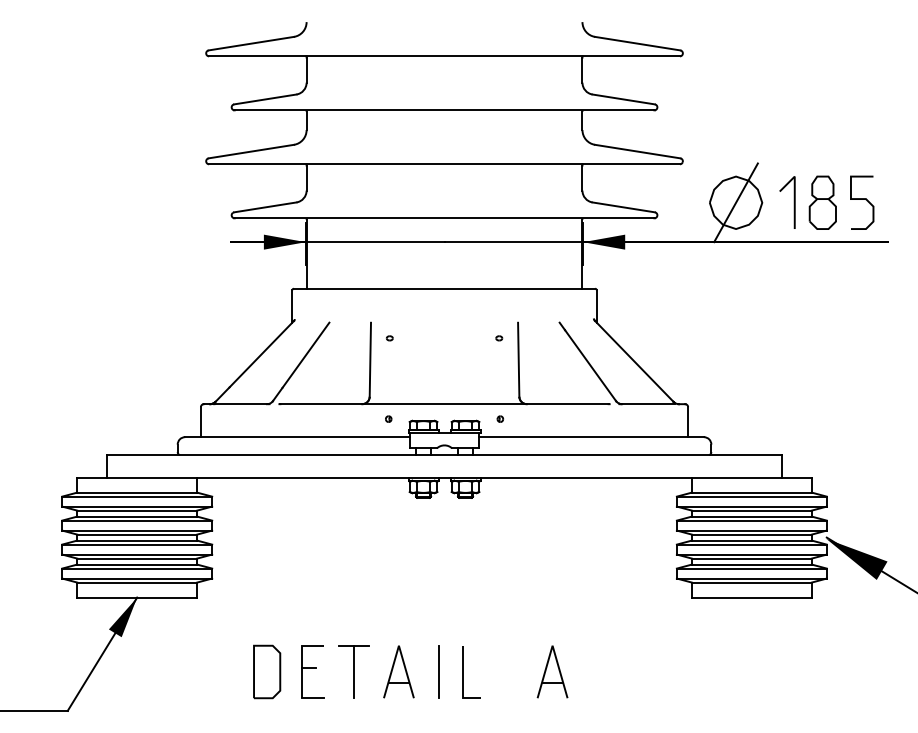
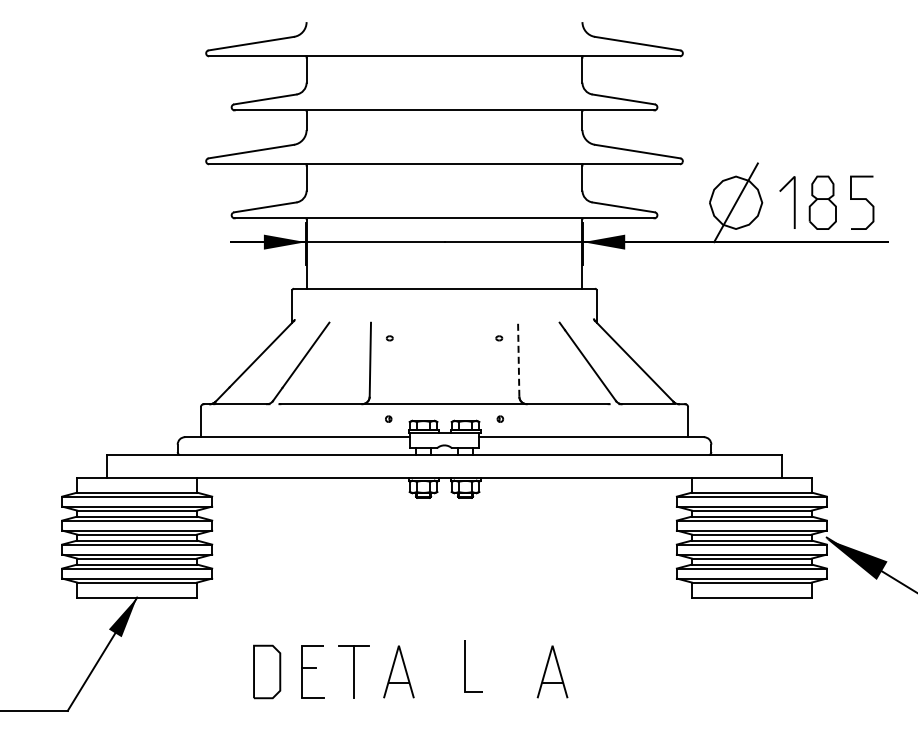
line: solid -> dashed (518, 359)
line: present -> none (438, 671)
line position: (463, 672) -> (465, 666) (465, 666)
